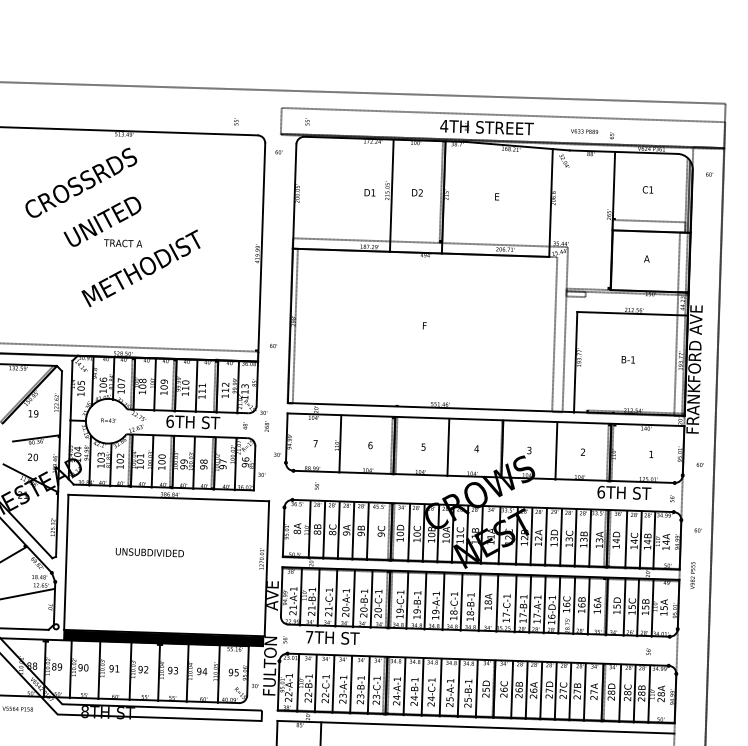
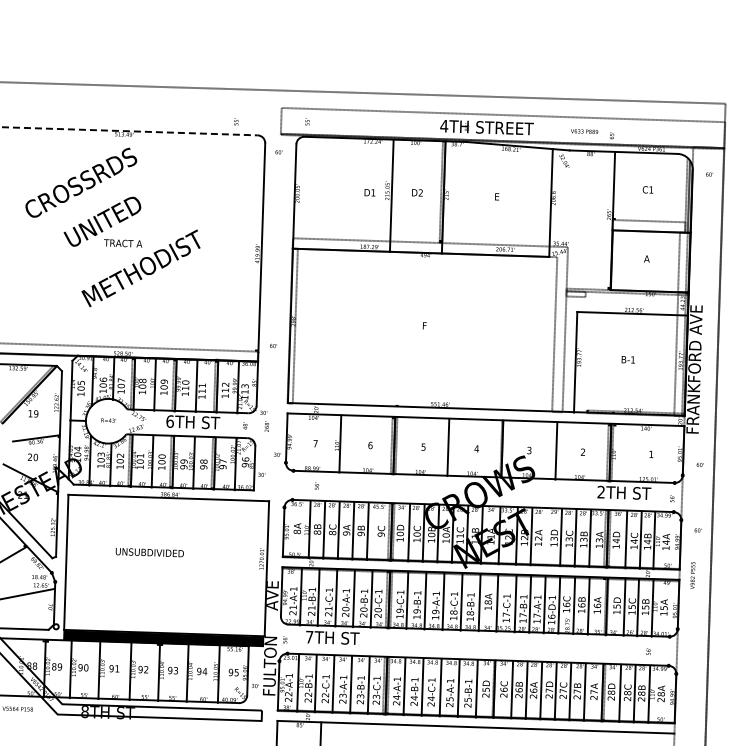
line: solid -> dashed (129, 131)
text: 6TH -> 2TH (601, 491)
line: present -> none (545, 536)
